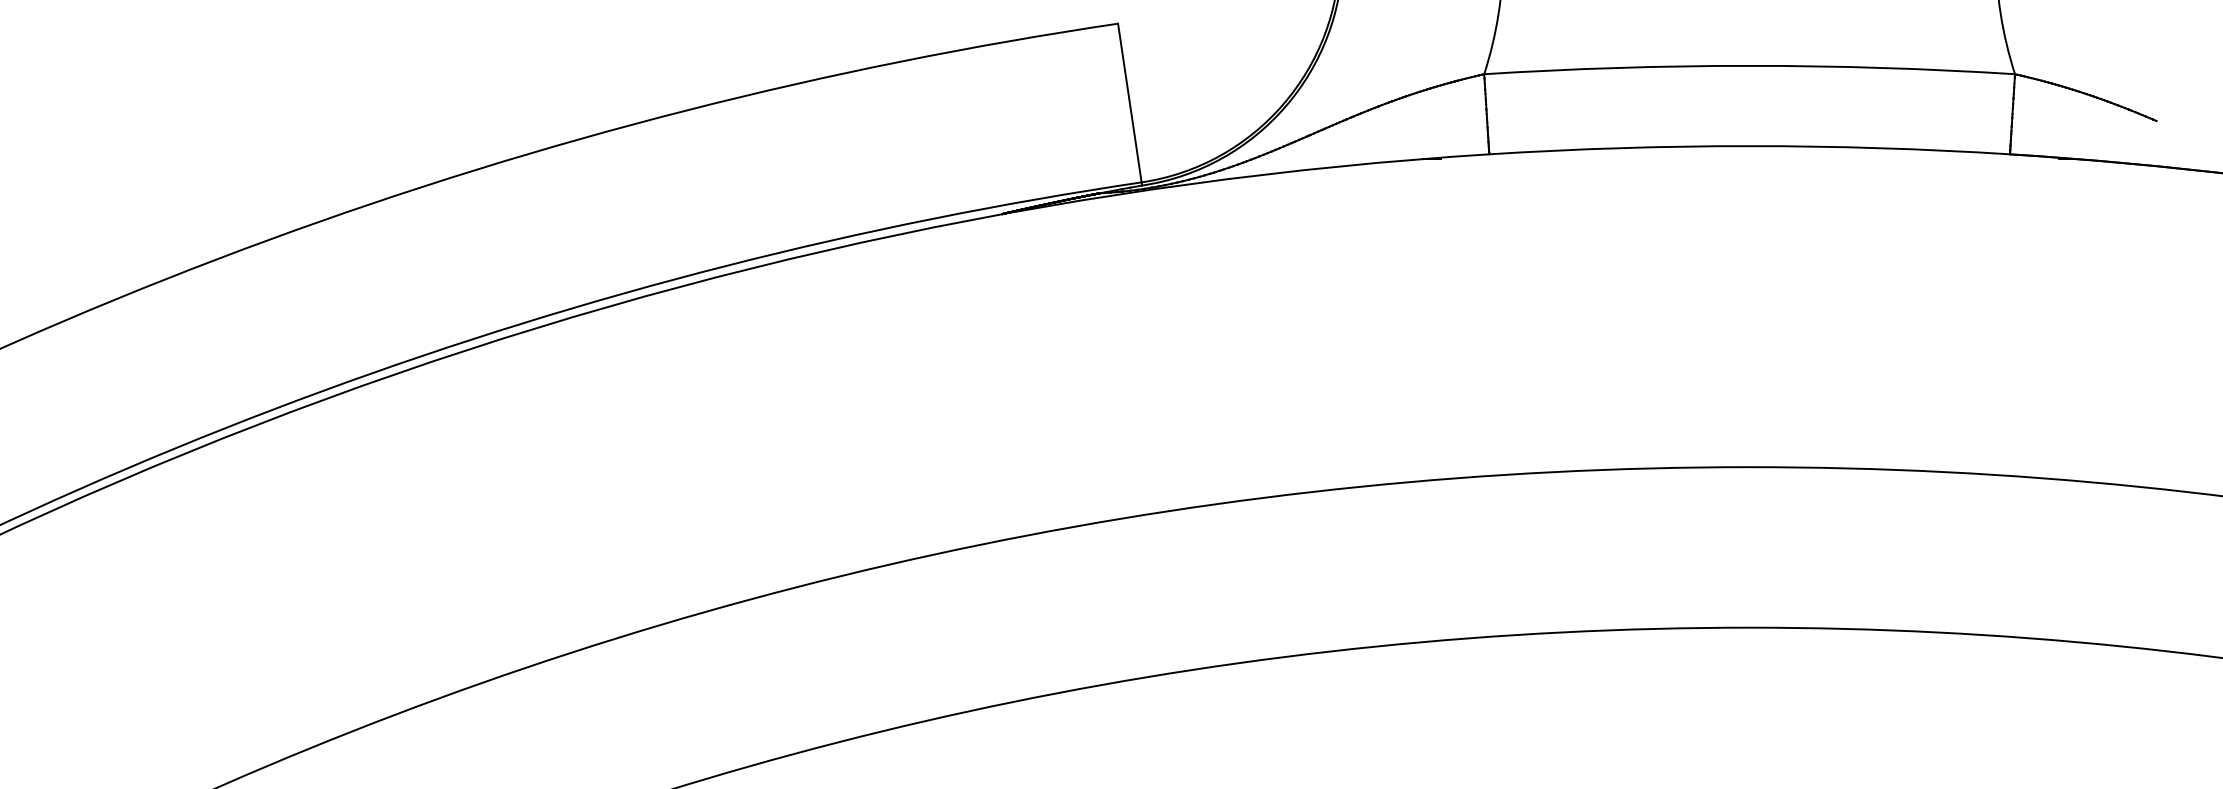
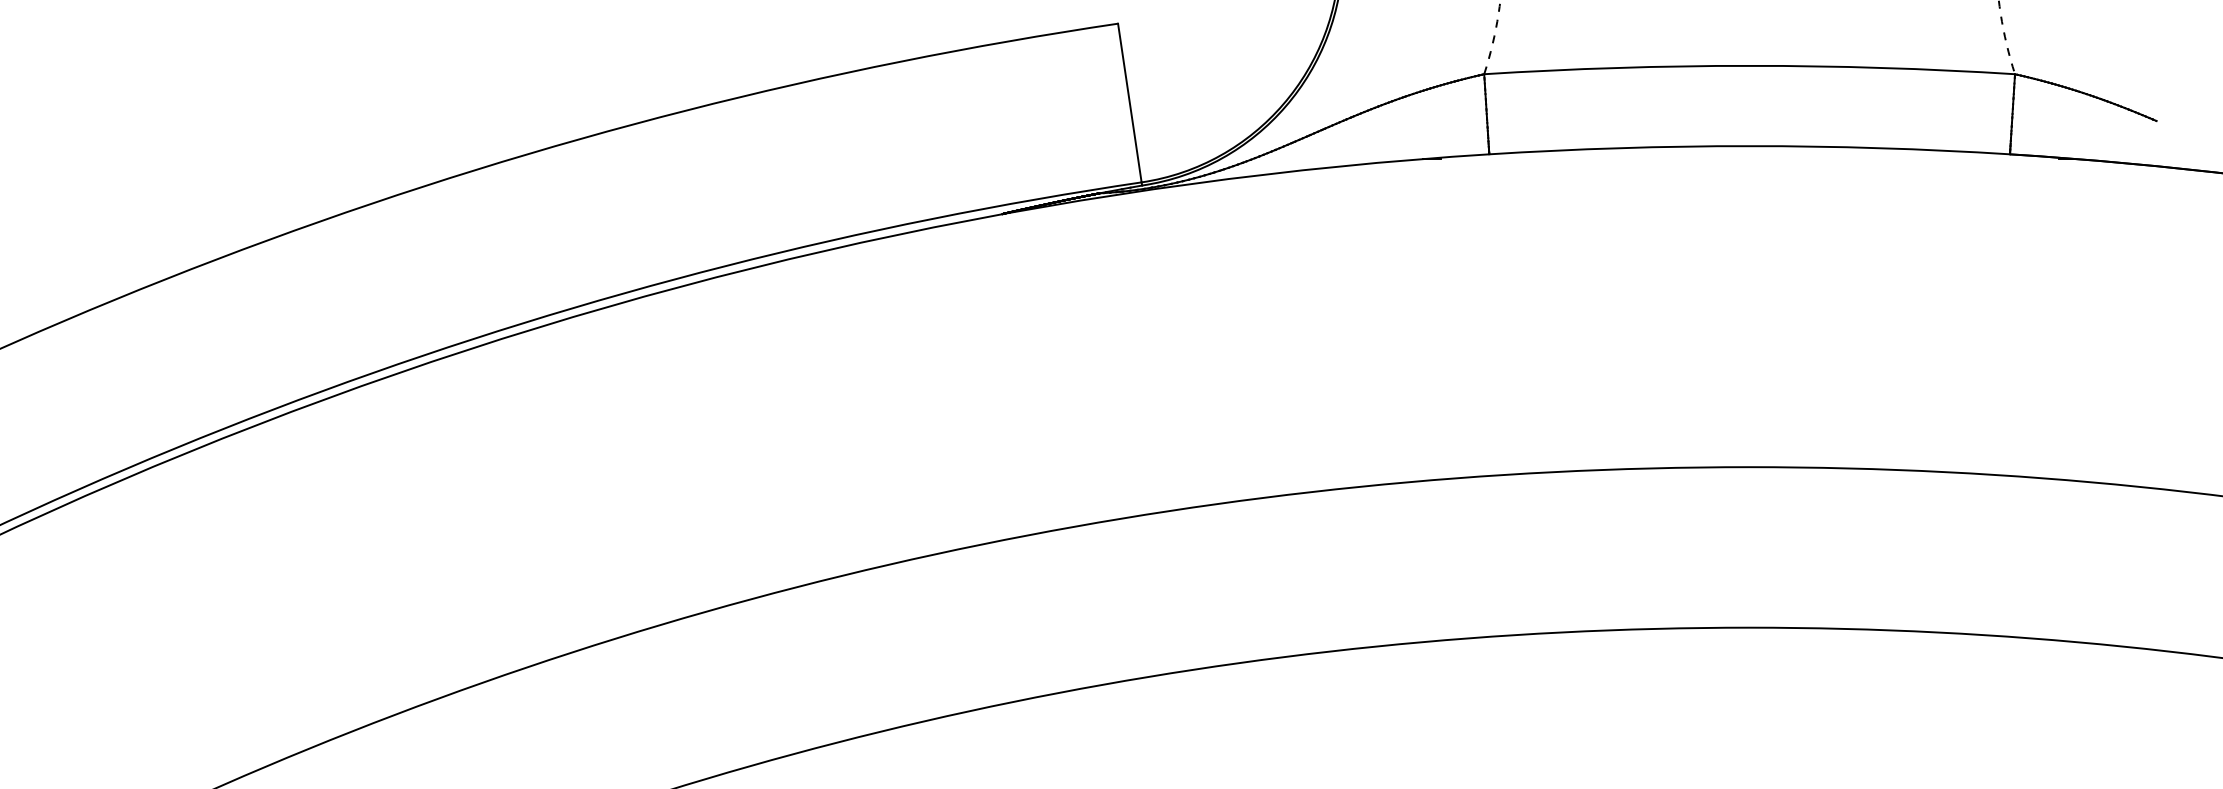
arc: solid -> dashed (1494, 37)
arc: solid -> dashed (2005, 37)
